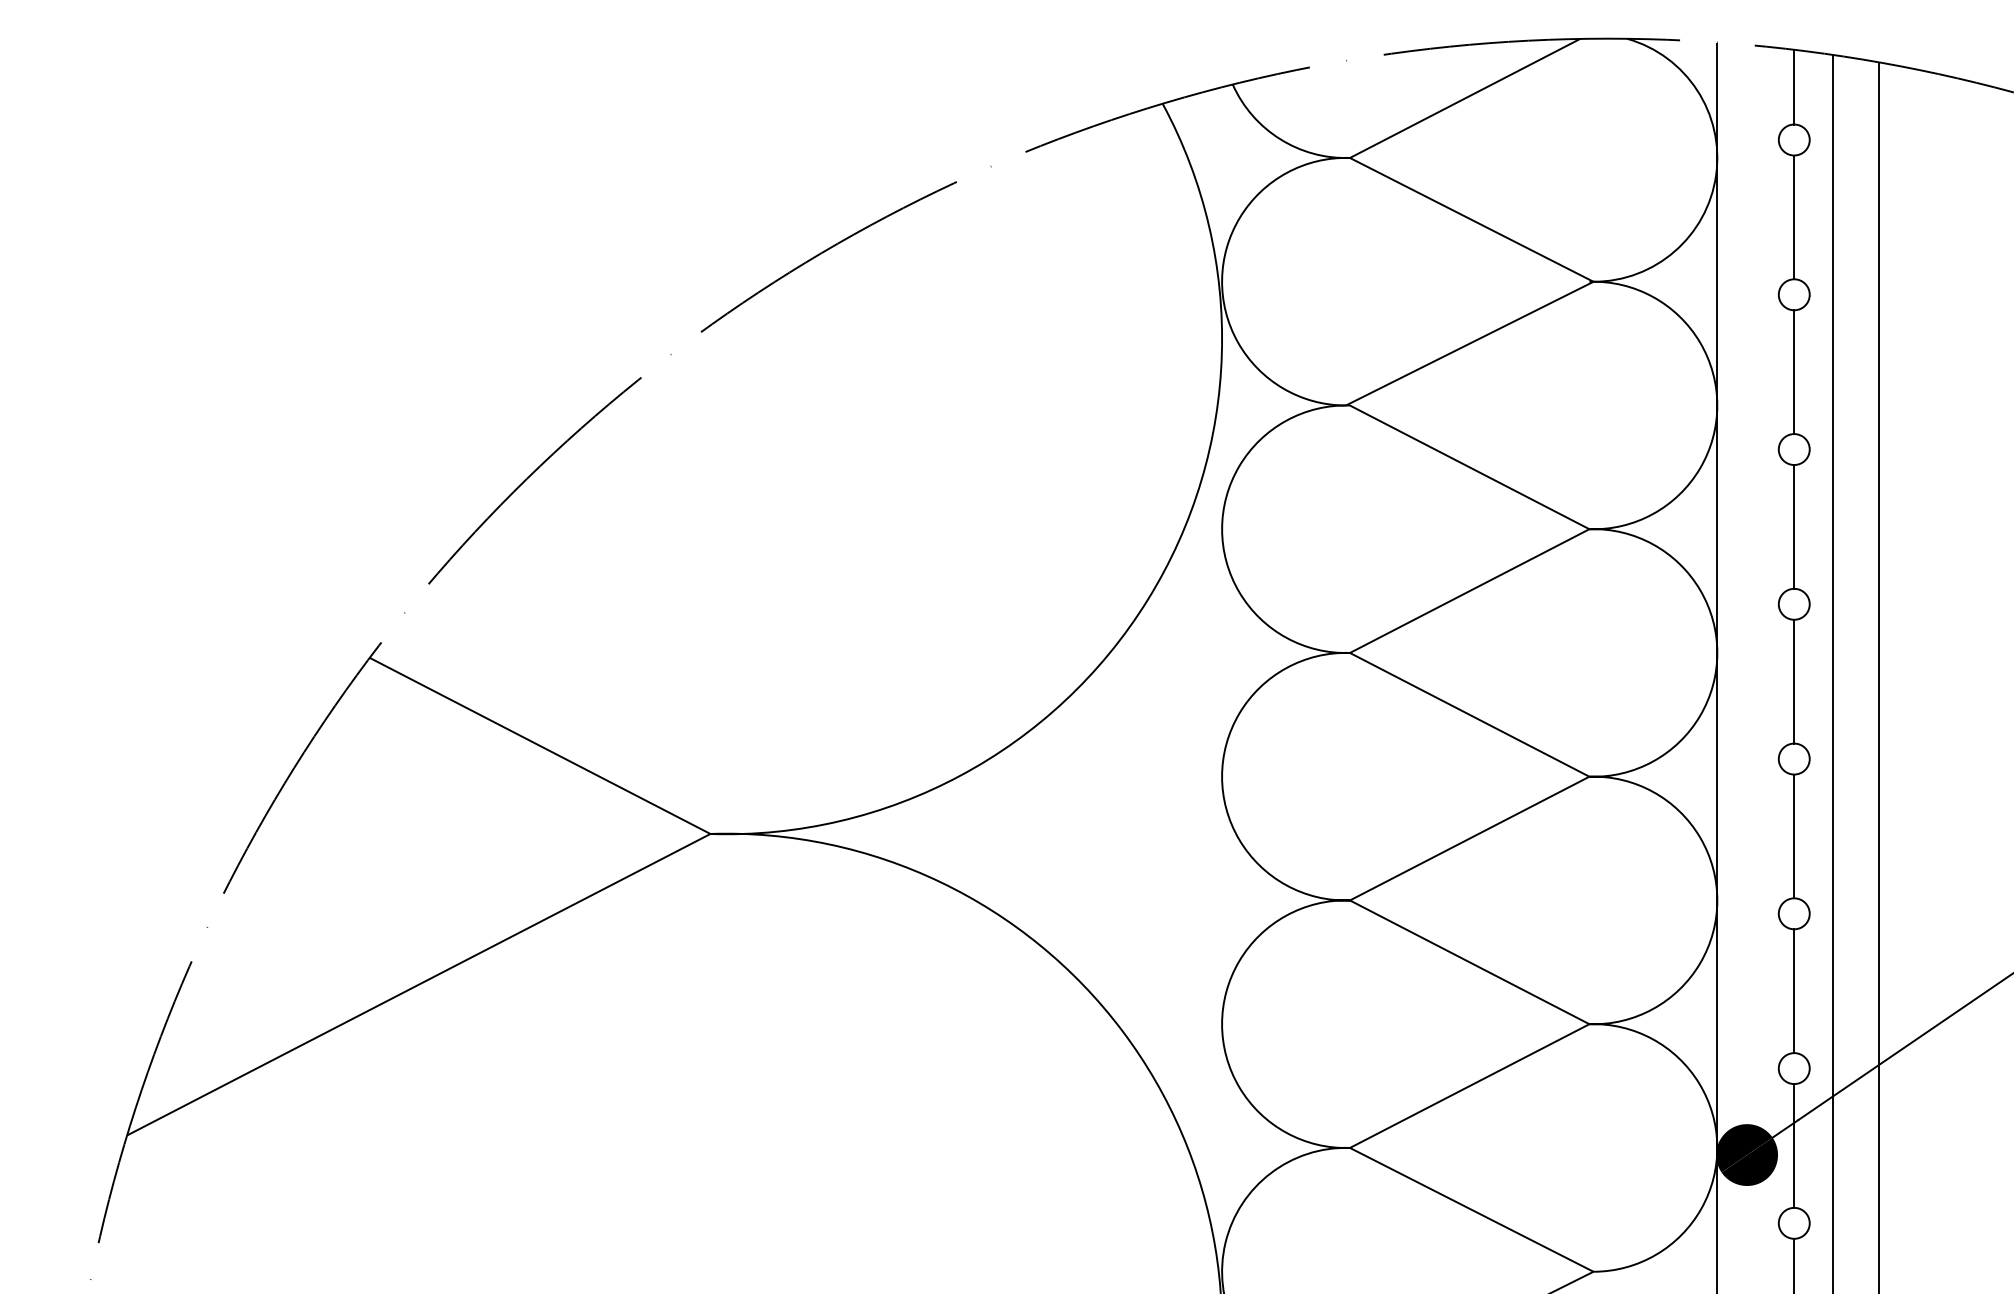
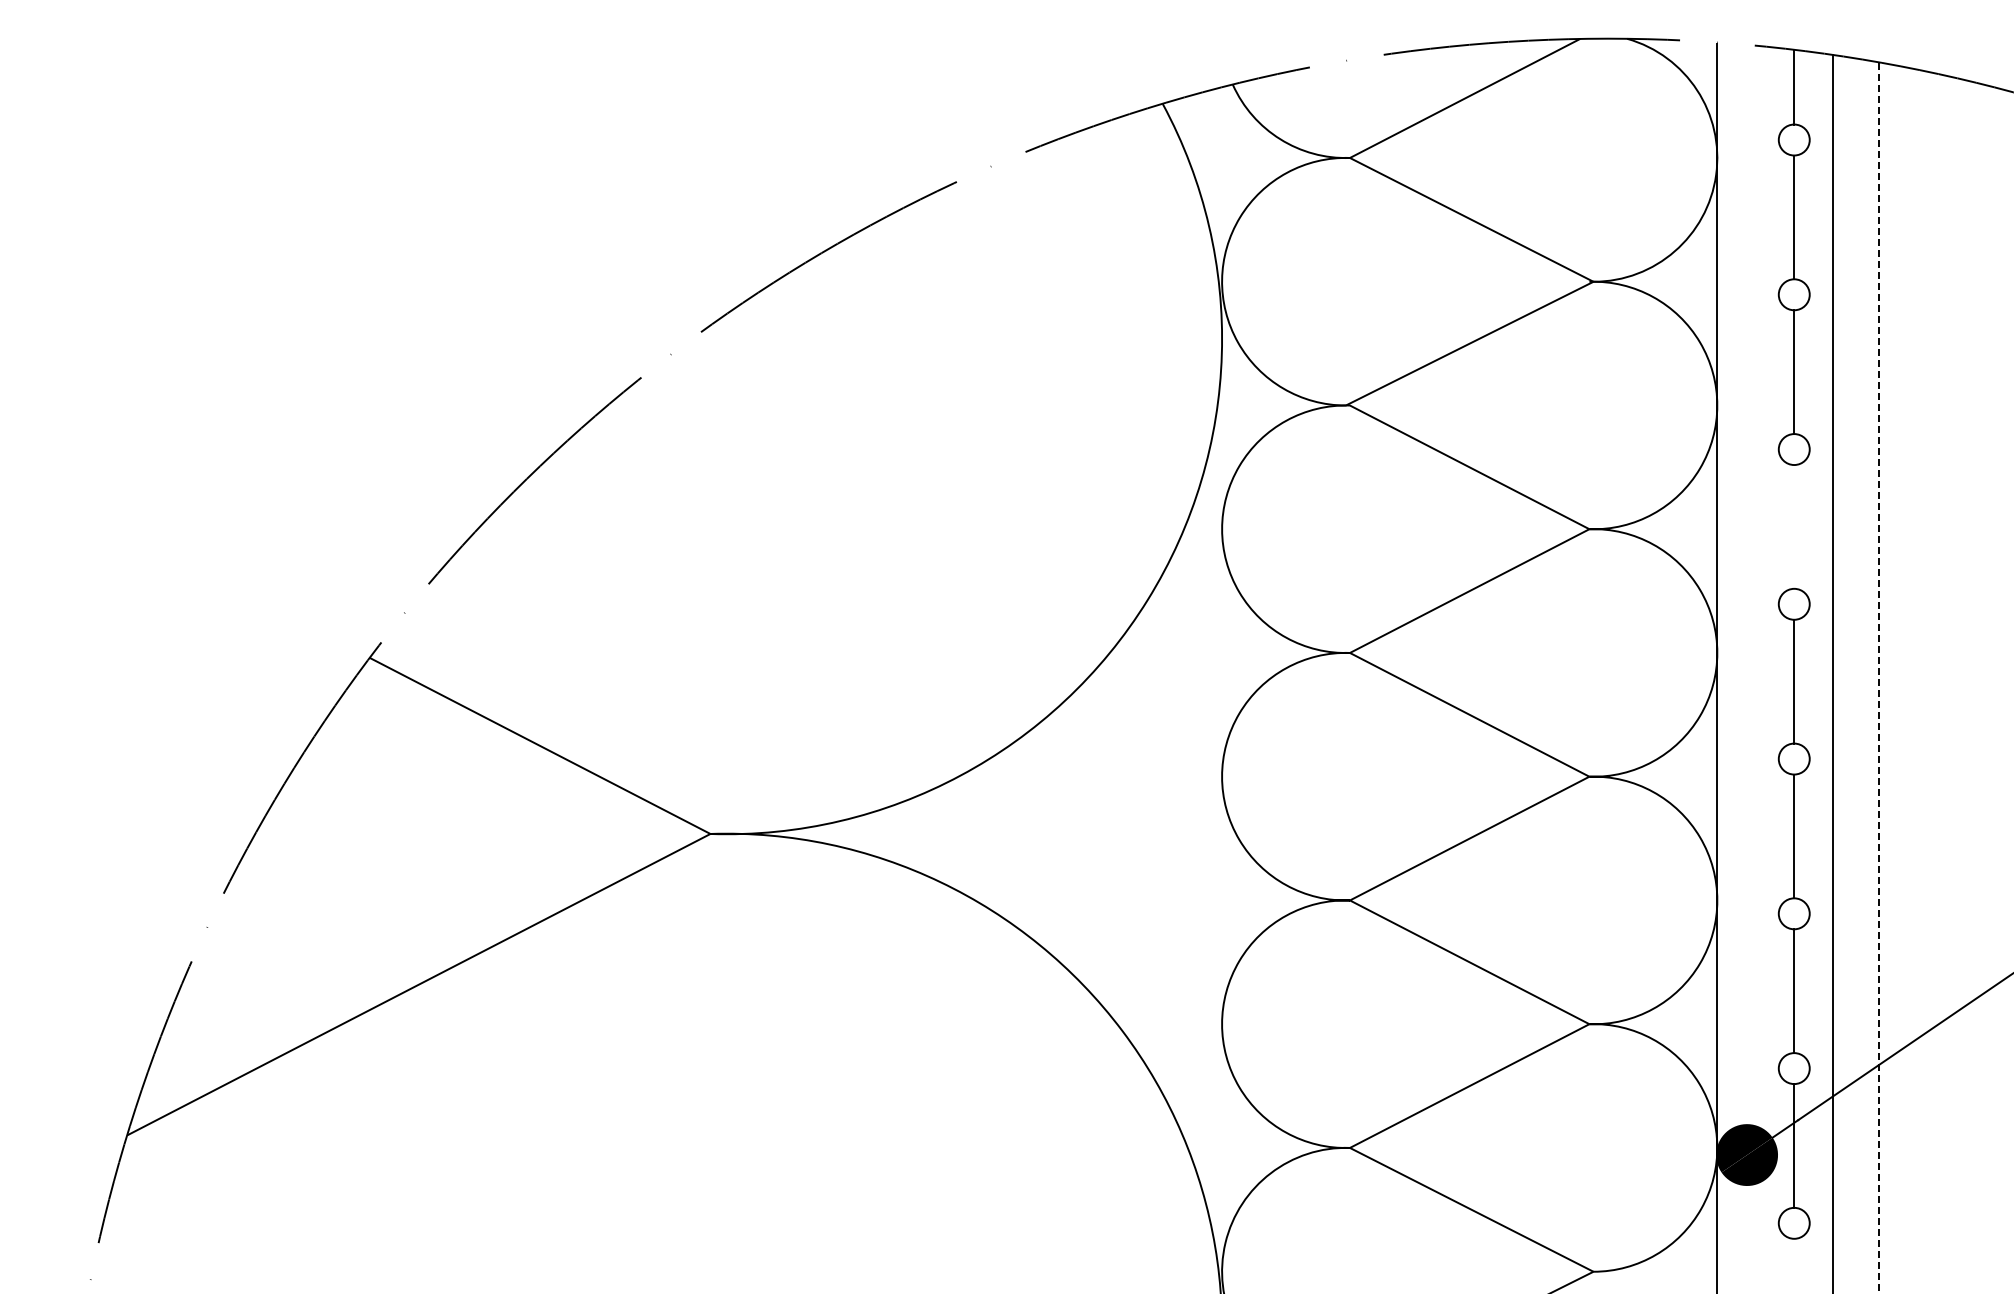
line: present -> none (1794, 526)
line: solid -> dashed (1879, 677)
line: present -> none (1794, 1264)
